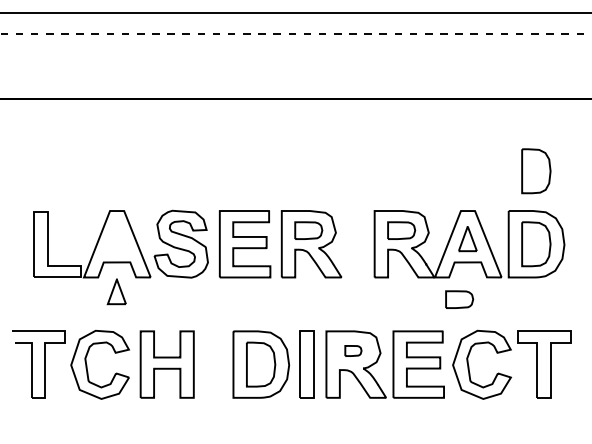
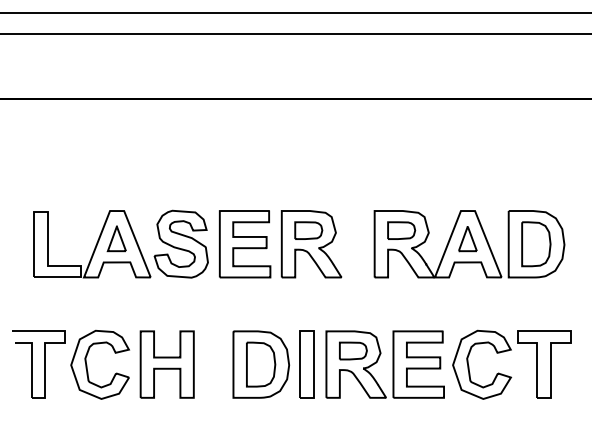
line: dashed -> solid (296, 33)
part: present -> none (536, 171)
part position: (116, 291) -> (116, 238) (116, 238)
part: present -> none (459, 299)
part size: 19x12 px -> 29x20 px (353, 350)
